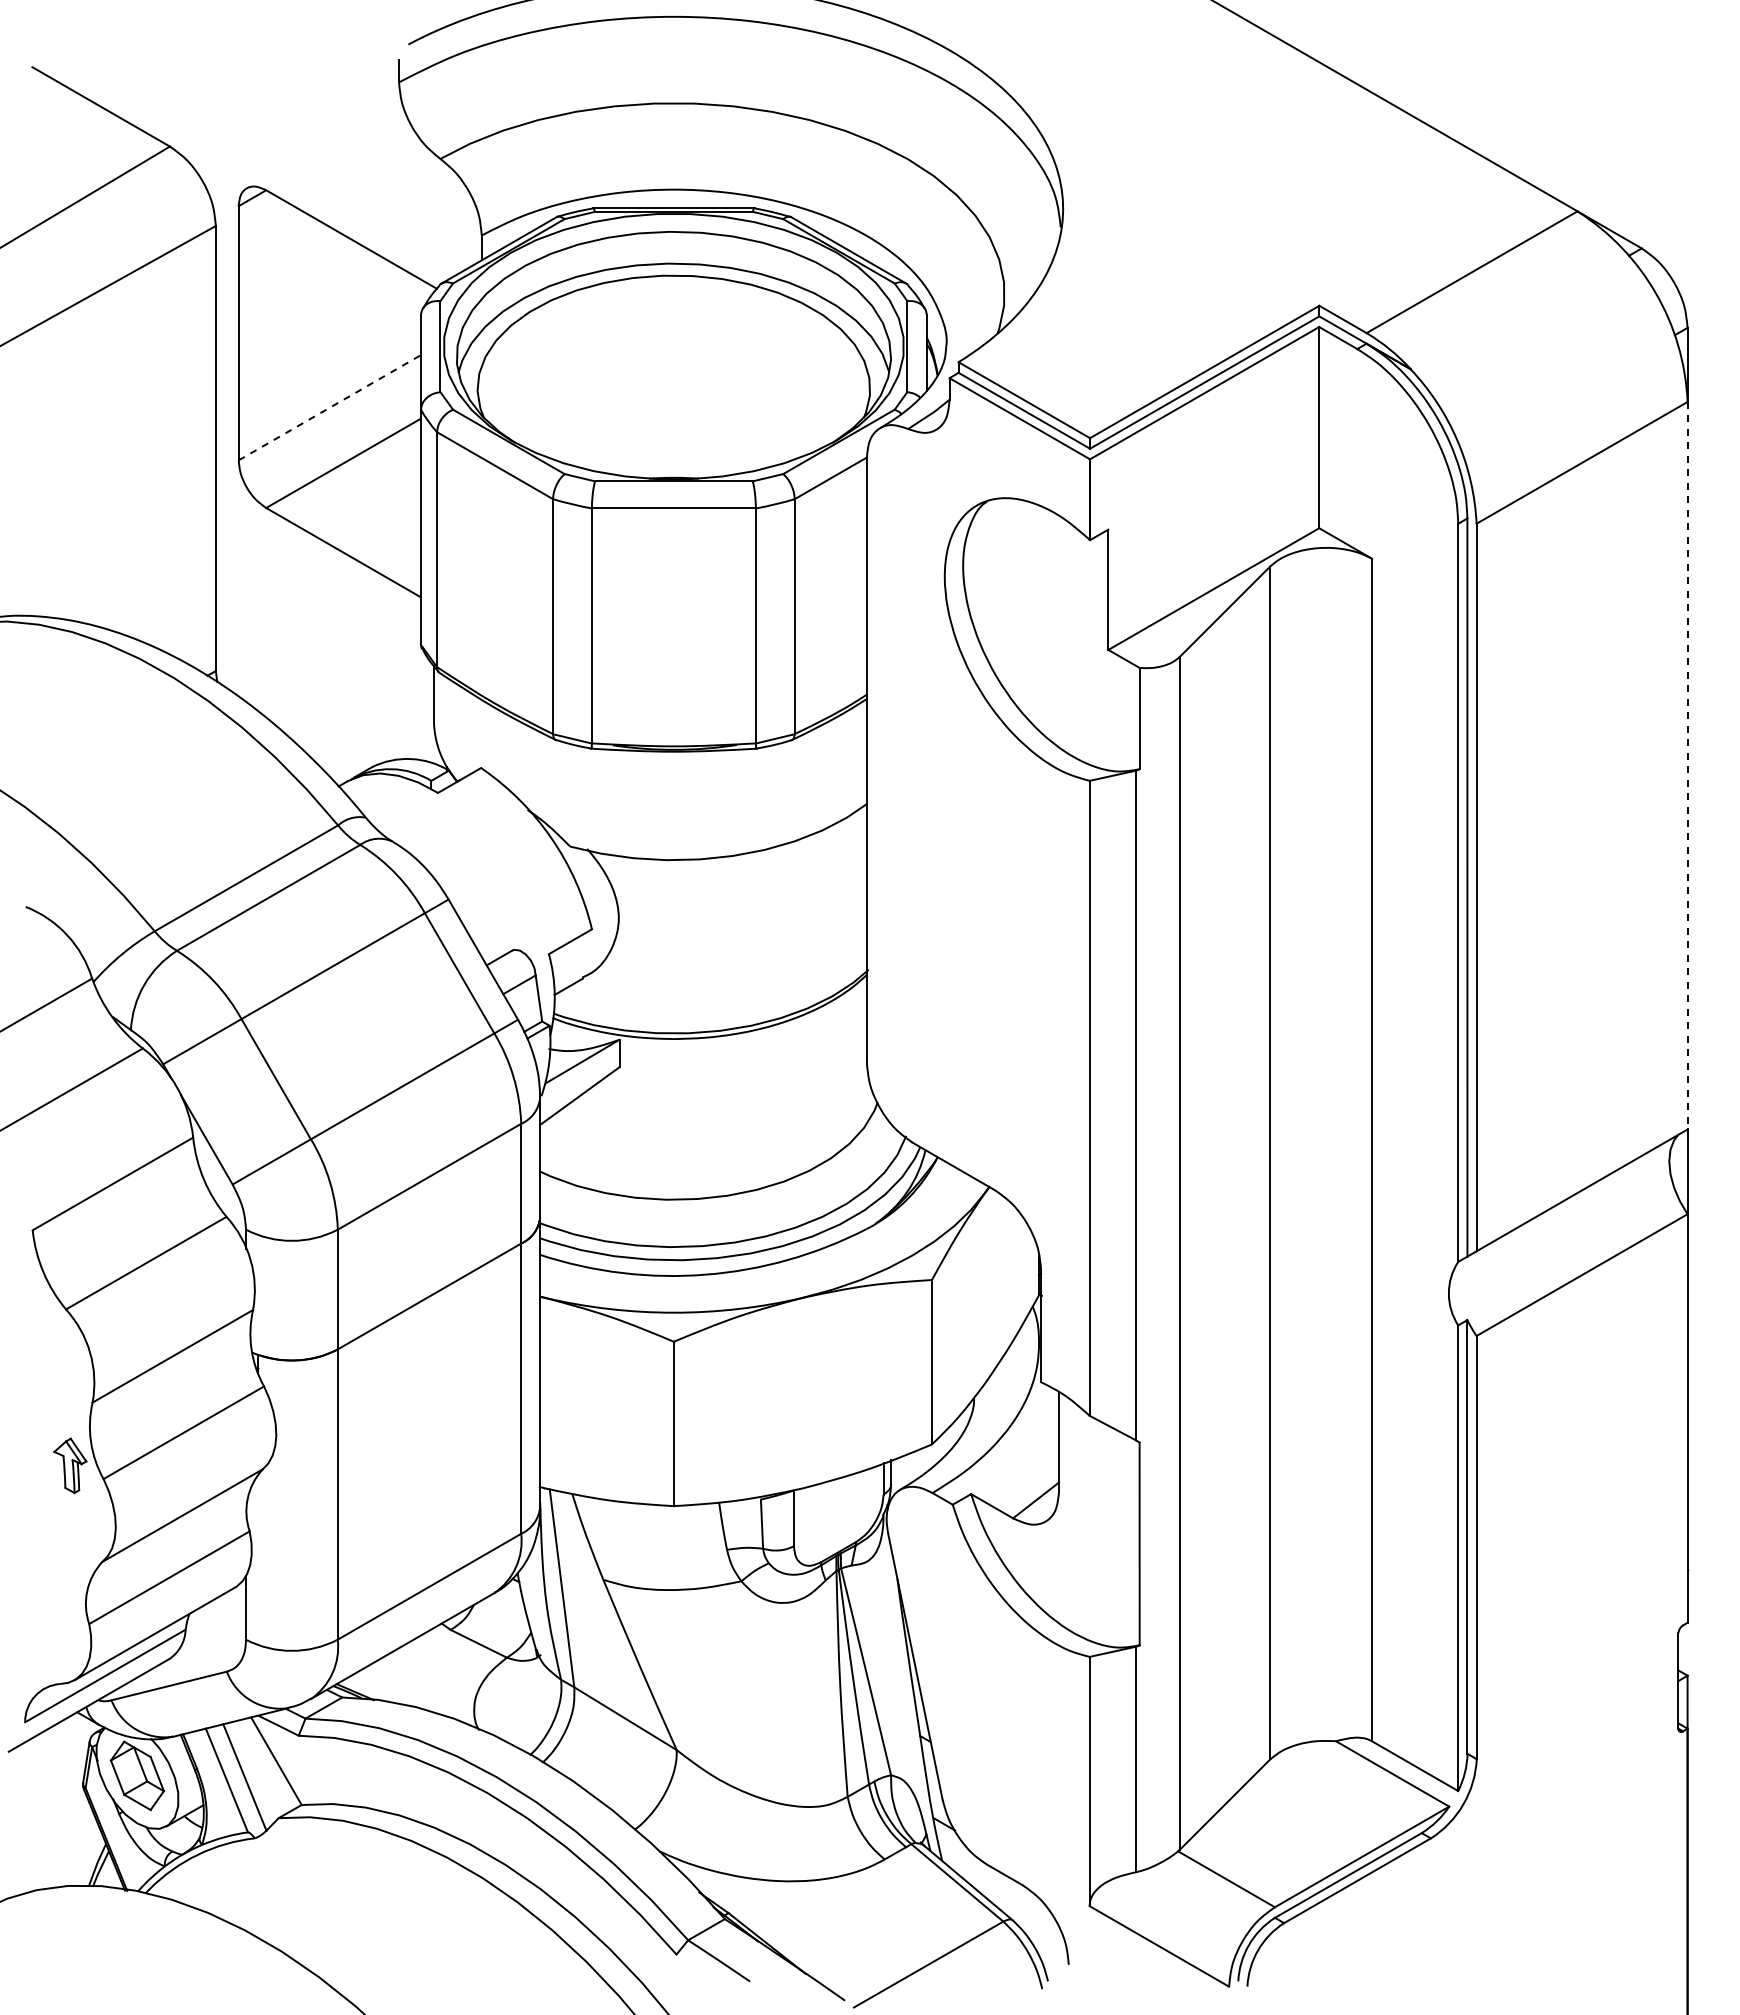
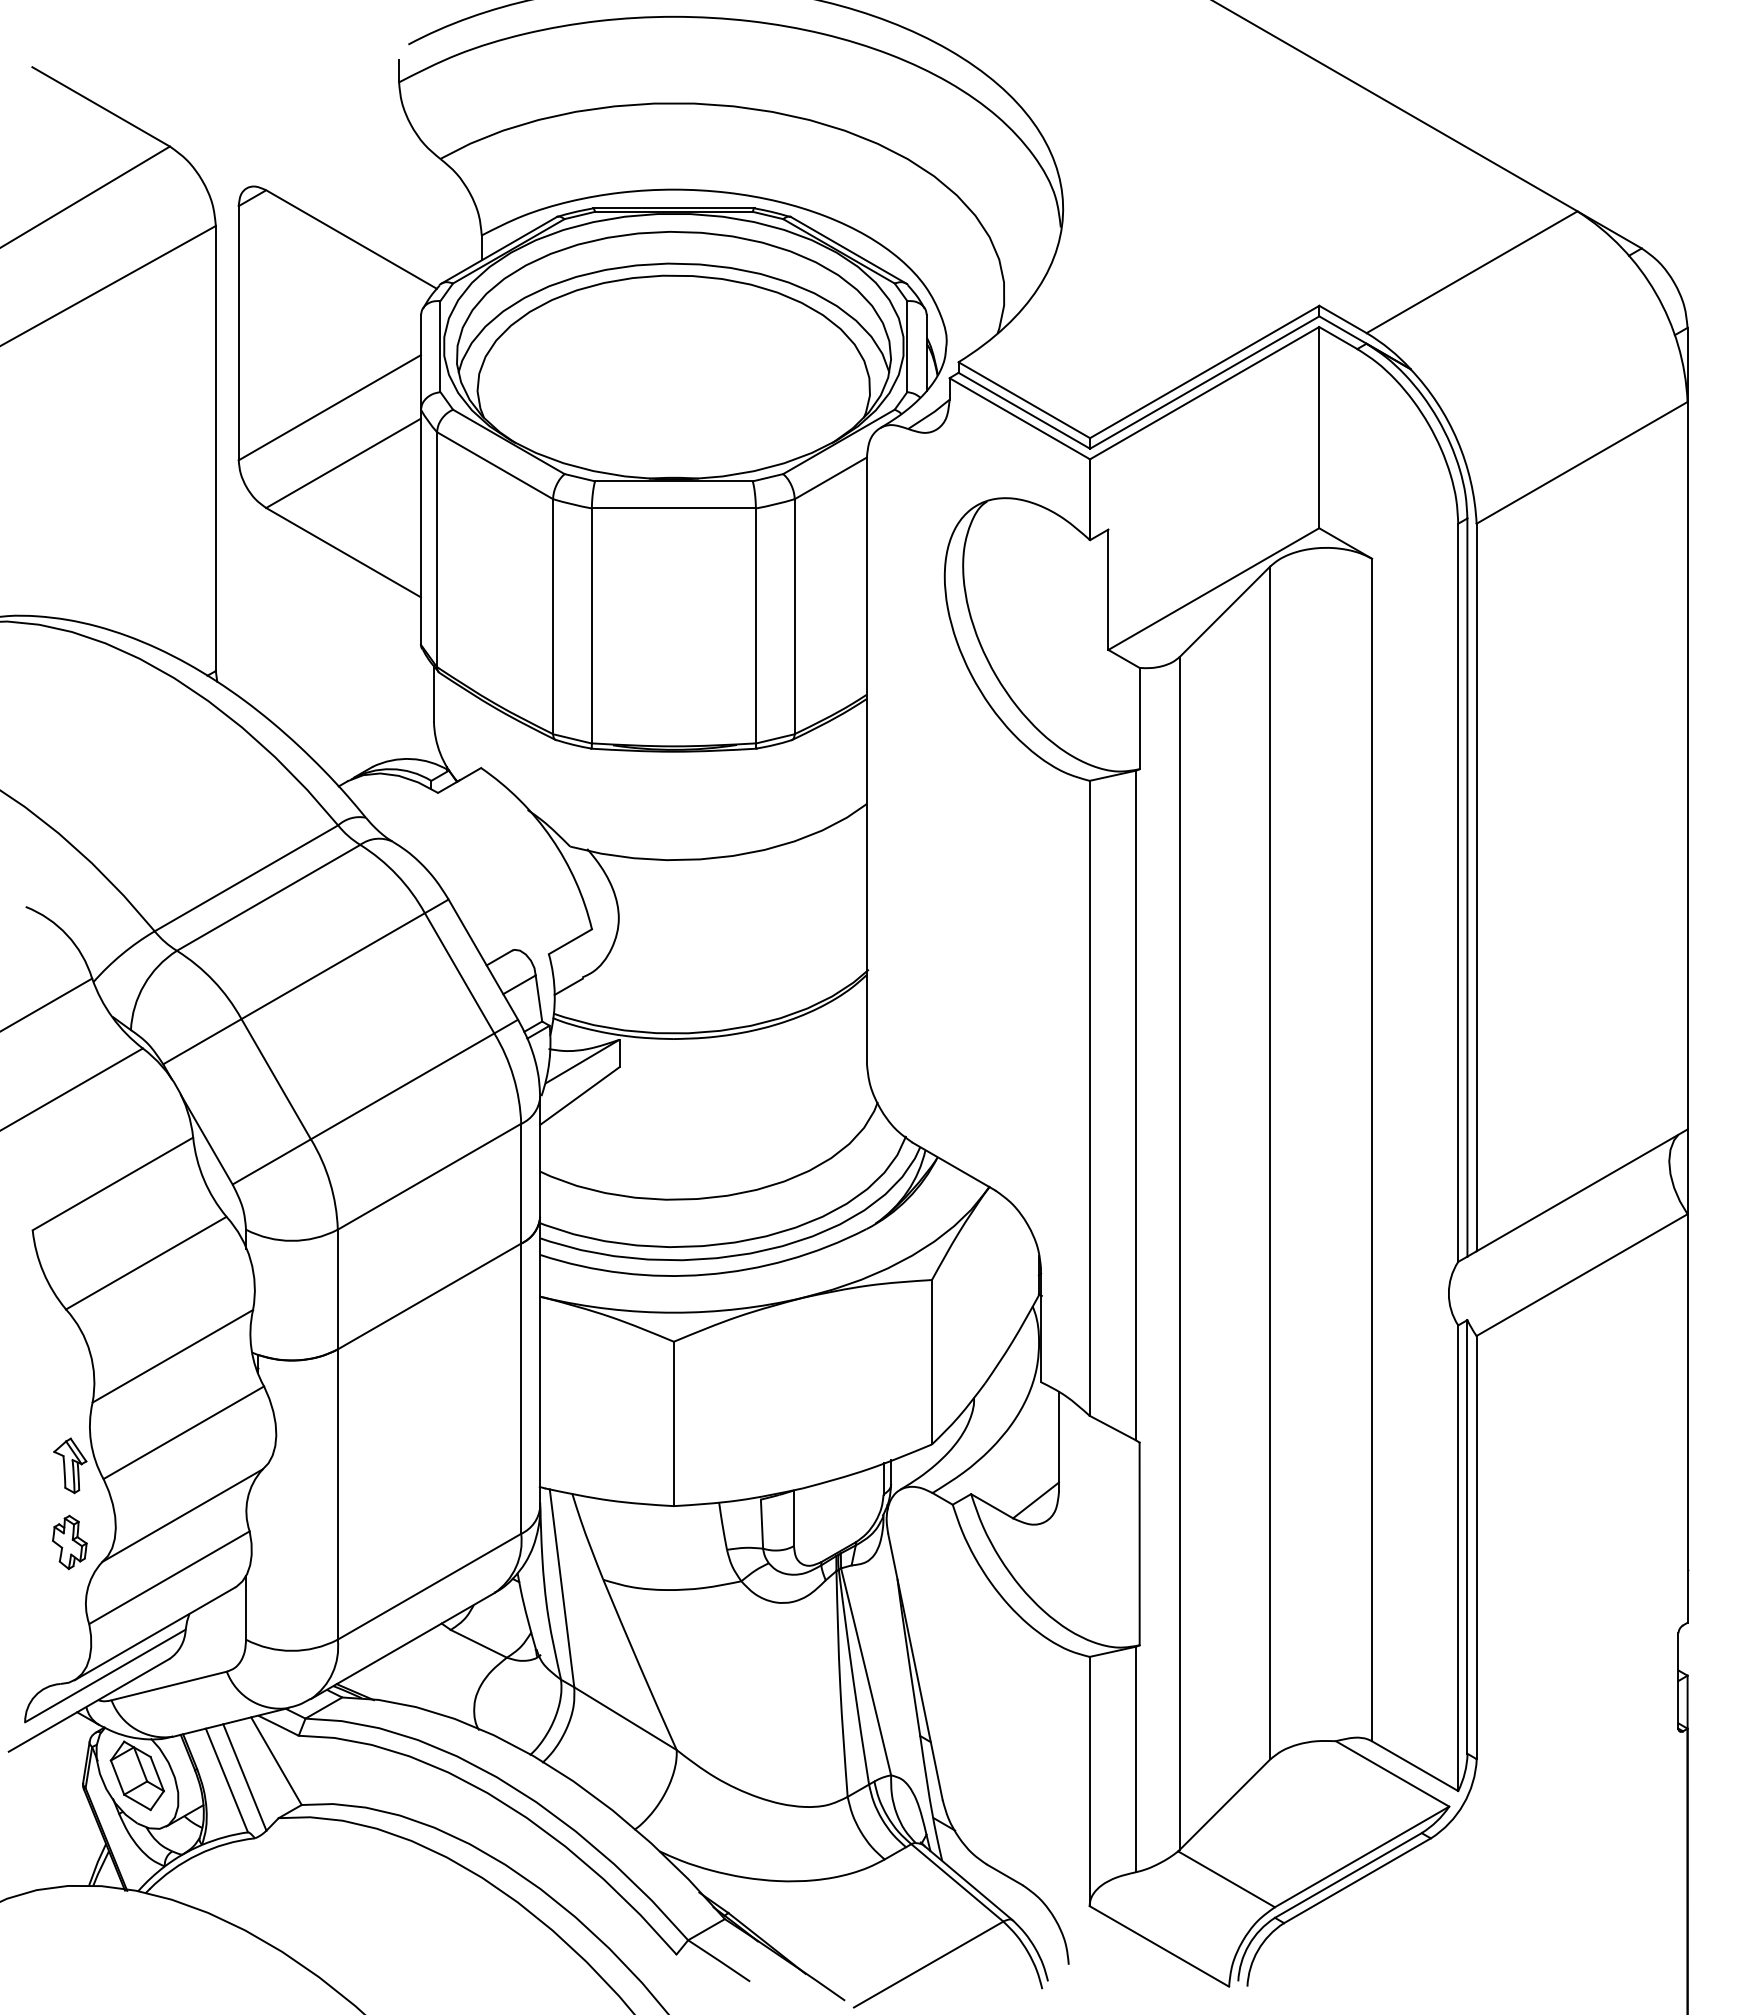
line: dashed -> solid (330, 407)
line: dashed -> solid (1687, 765)
part: none -> present (69, 1542)
